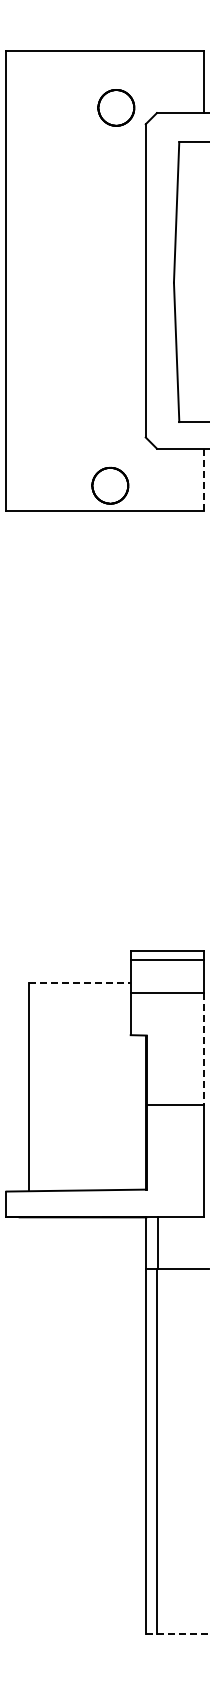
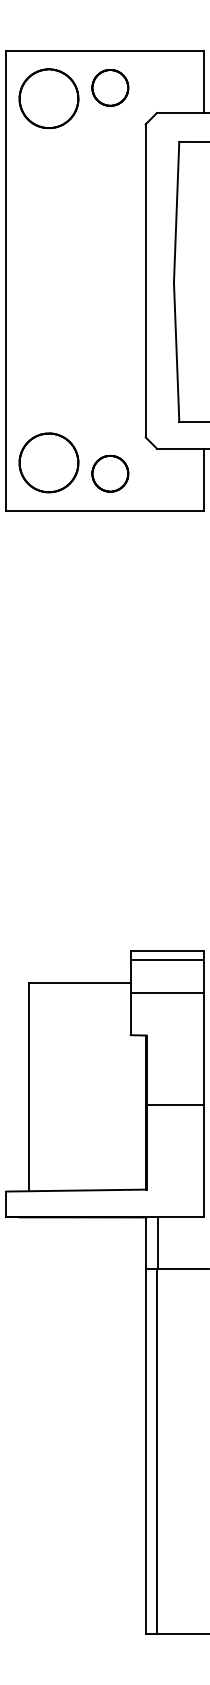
part: none -> present (48, 98)
part position: (116, 107) -> (110, 87) (110, 87)
part: none -> present (48, 462)
line: dashed -> solid (203, 480)
part position: (110, 485) -> (110, 473) (110, 473)
line: dashed -> solid (79, 982)
line: dashed -> solid (203, 1049)
line: dashed -> solid (177, 1634)
